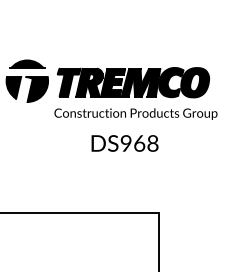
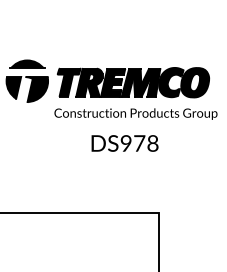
text: DS968 -> DS978 (139, 143)
